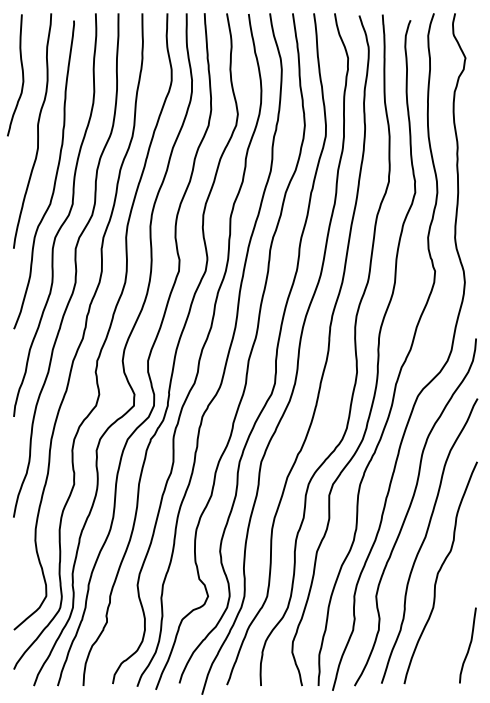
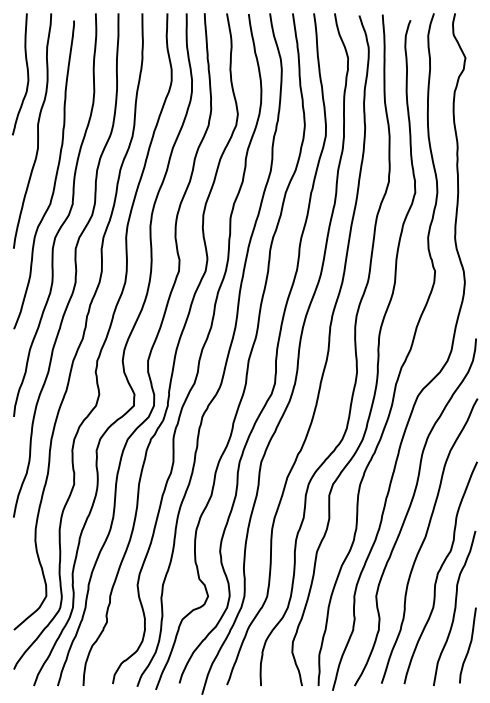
curve position: (22, 75) -> (27, 74) (27, 74)
curve: none -> present (454, 608)
